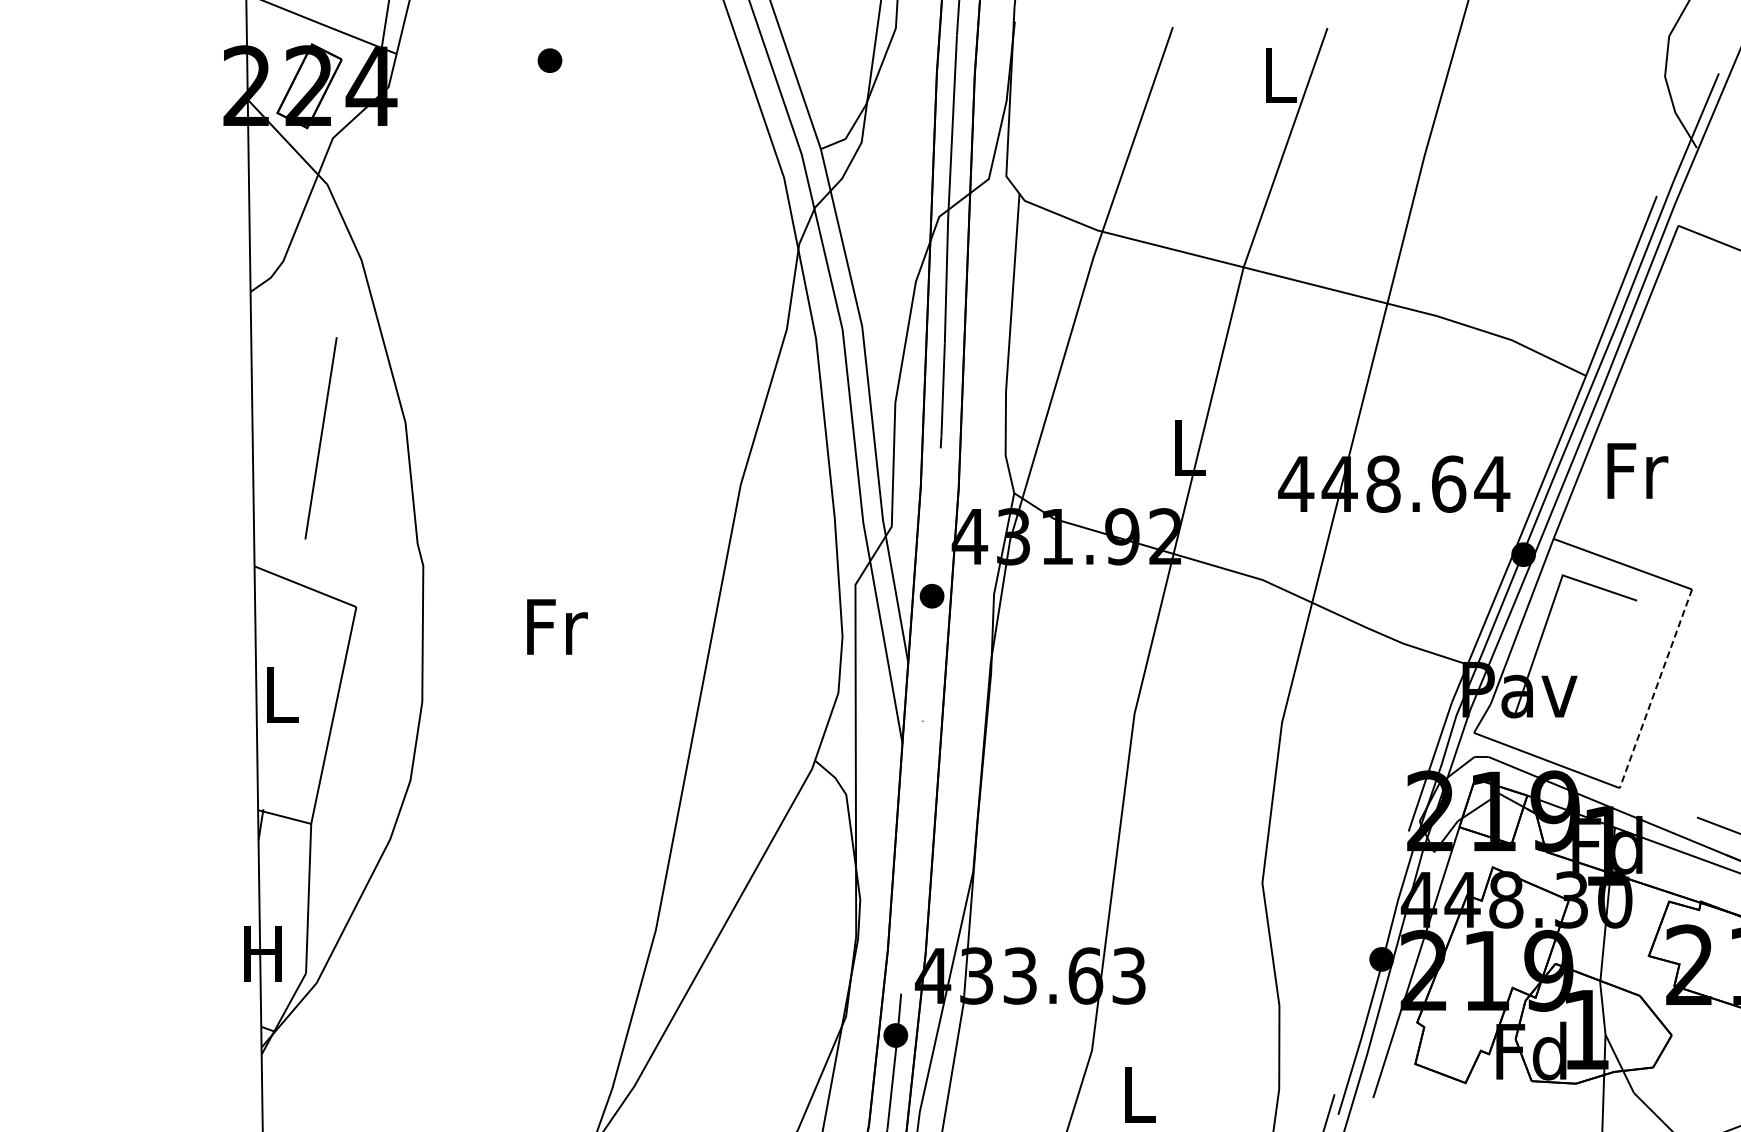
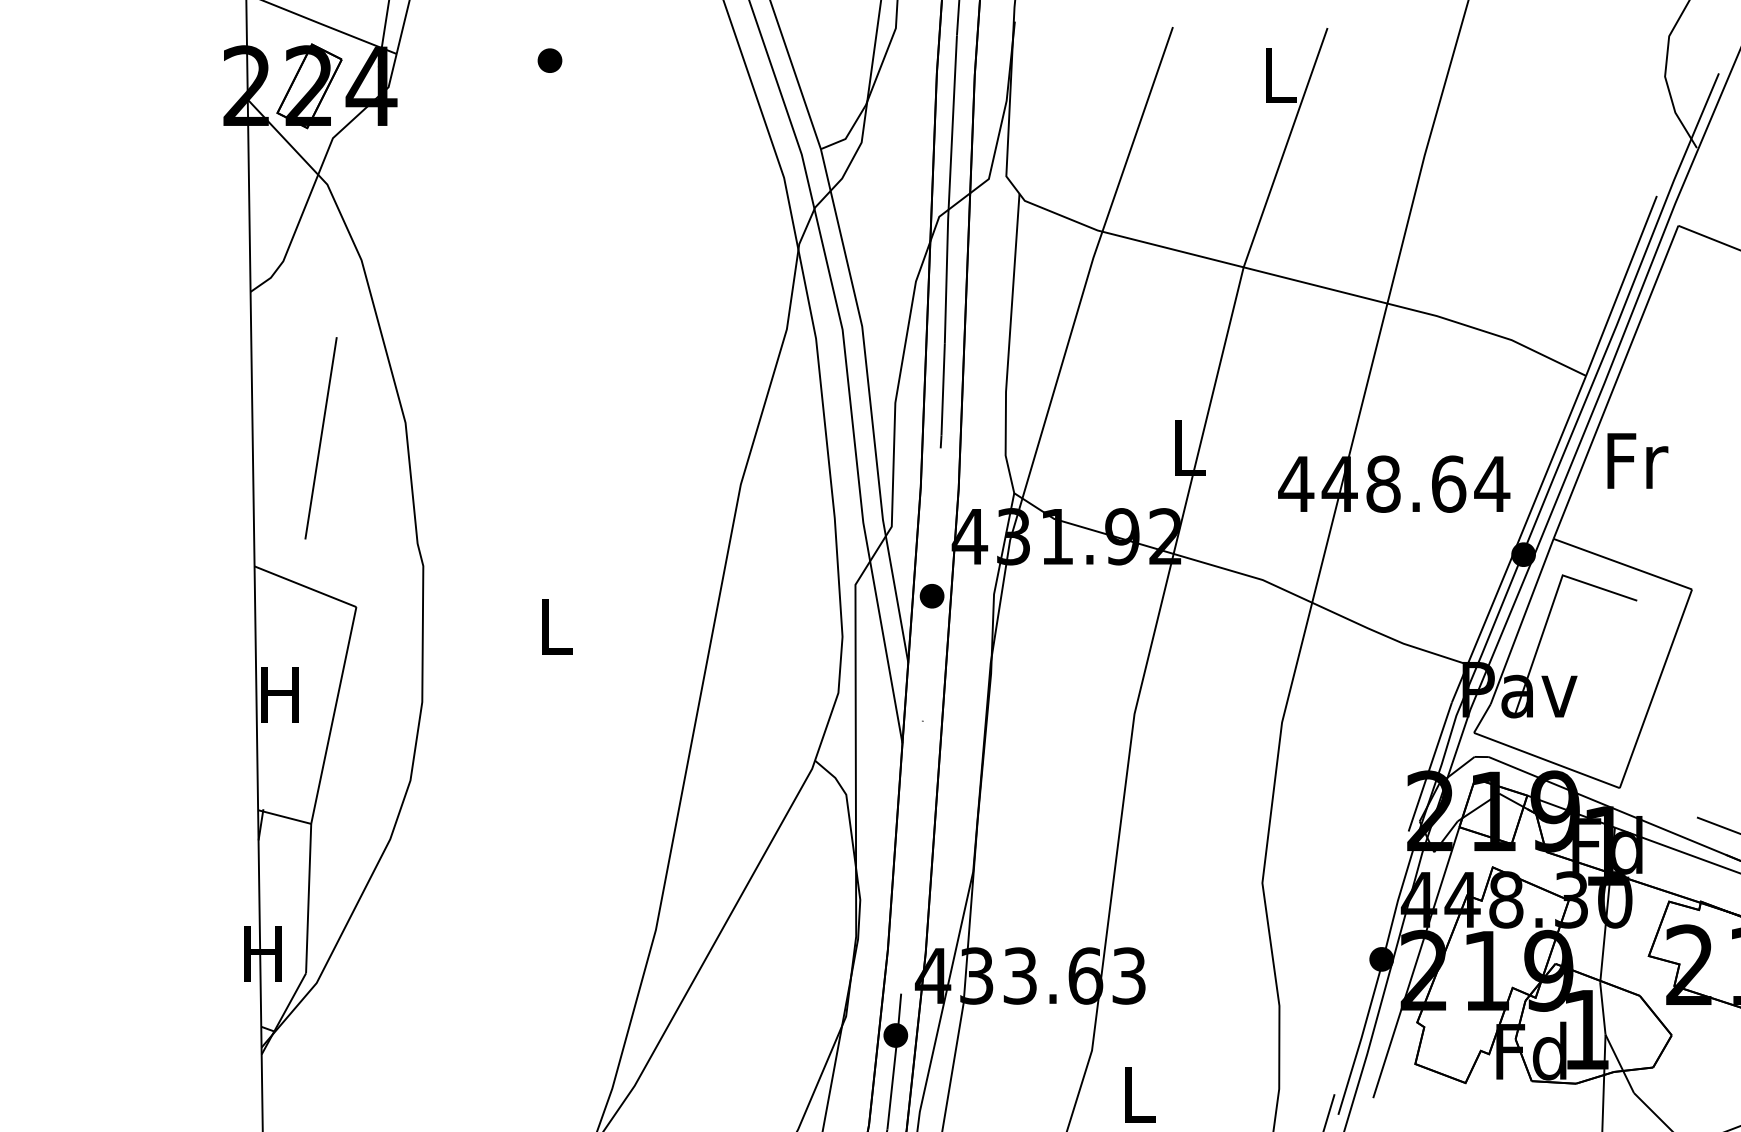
text position: (1637, 470) -> (1637, 460) (1637, 460)
text: Fr -> L (557, 626)
line: dashed -> solid (1655, 688)
text: L -> H (279, 694)
